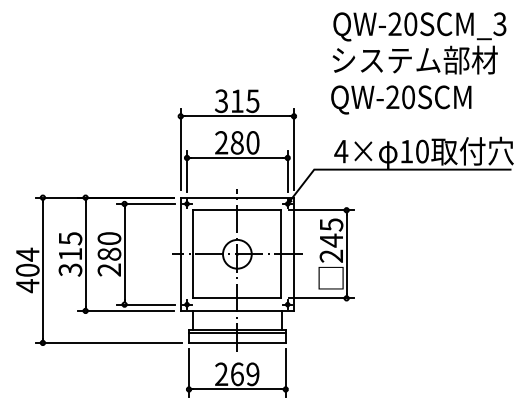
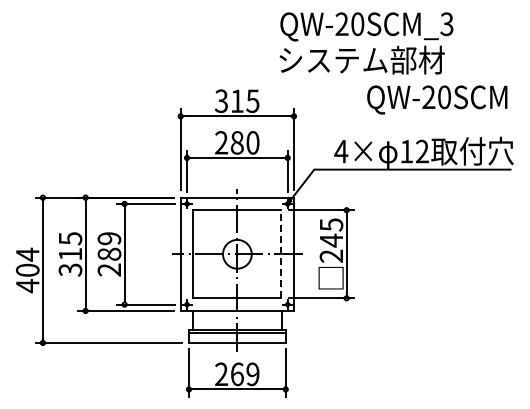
text position: (419, 43) -> (366, 43) (366, 43)
text position: (401, 99) -> (437, 99) (437, 99)
text: 10 -> 12 (422, 151)
text: 280 -> 289 (109, 238)
line: solid -> dashed (281, 253)
